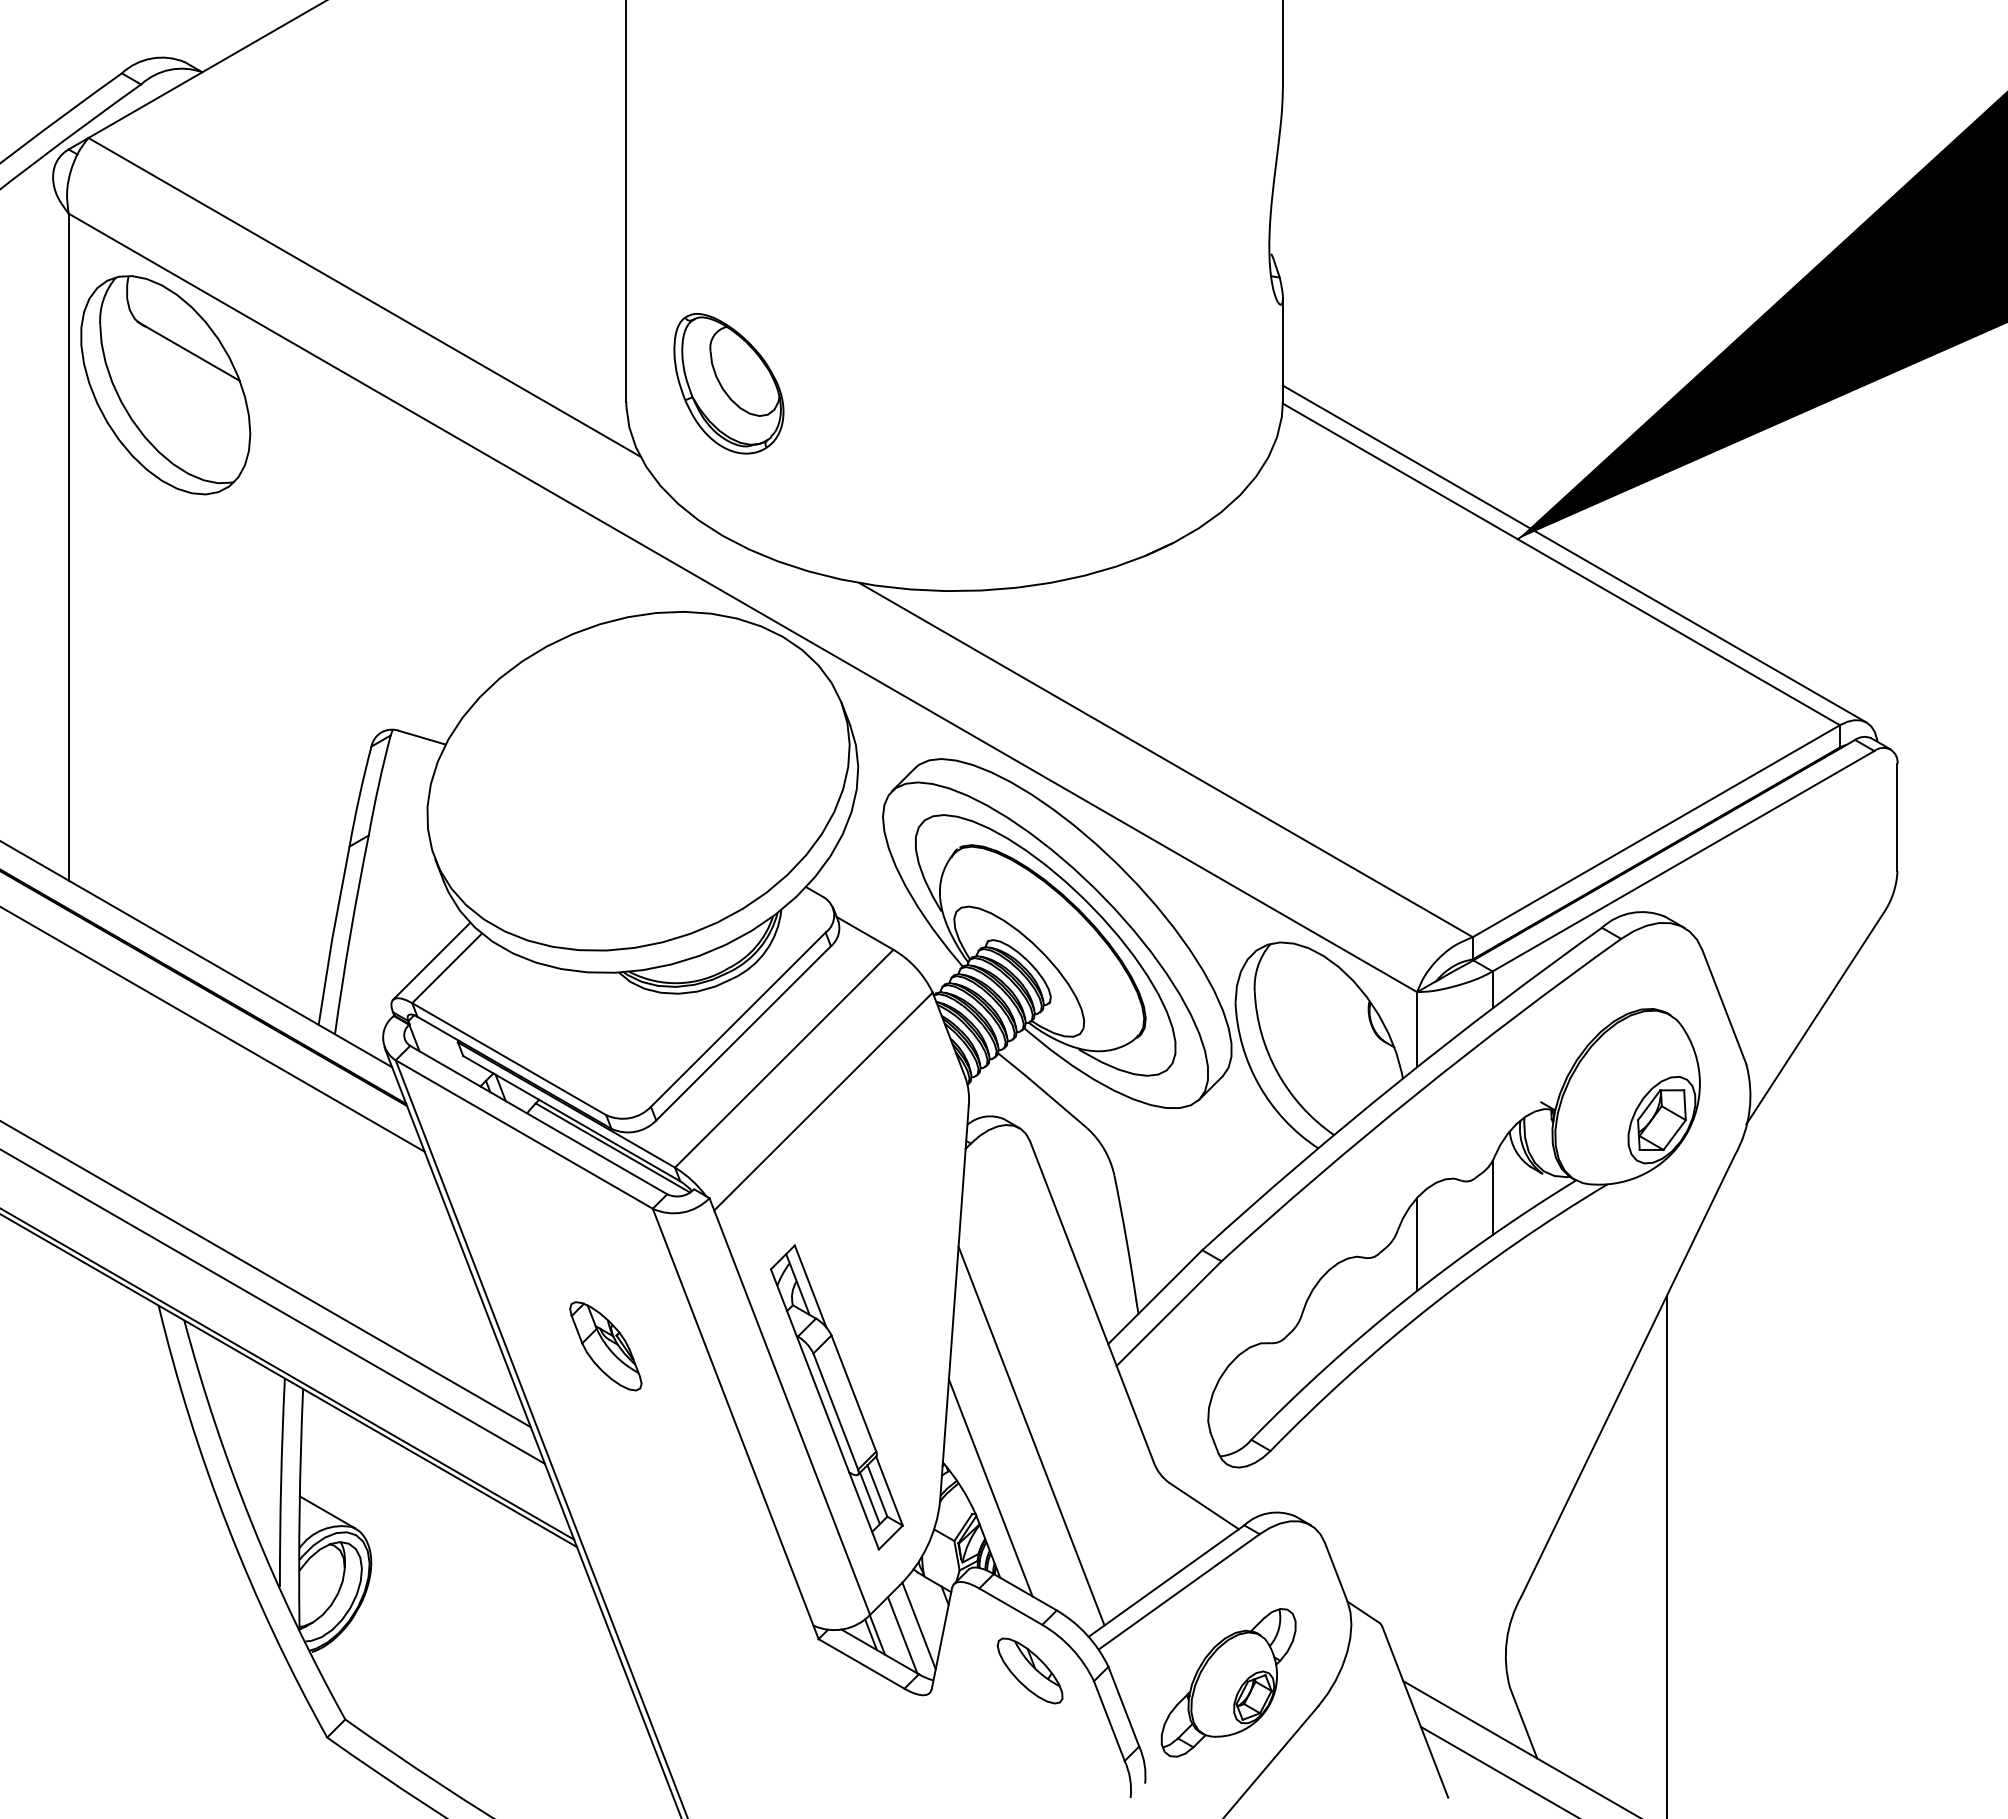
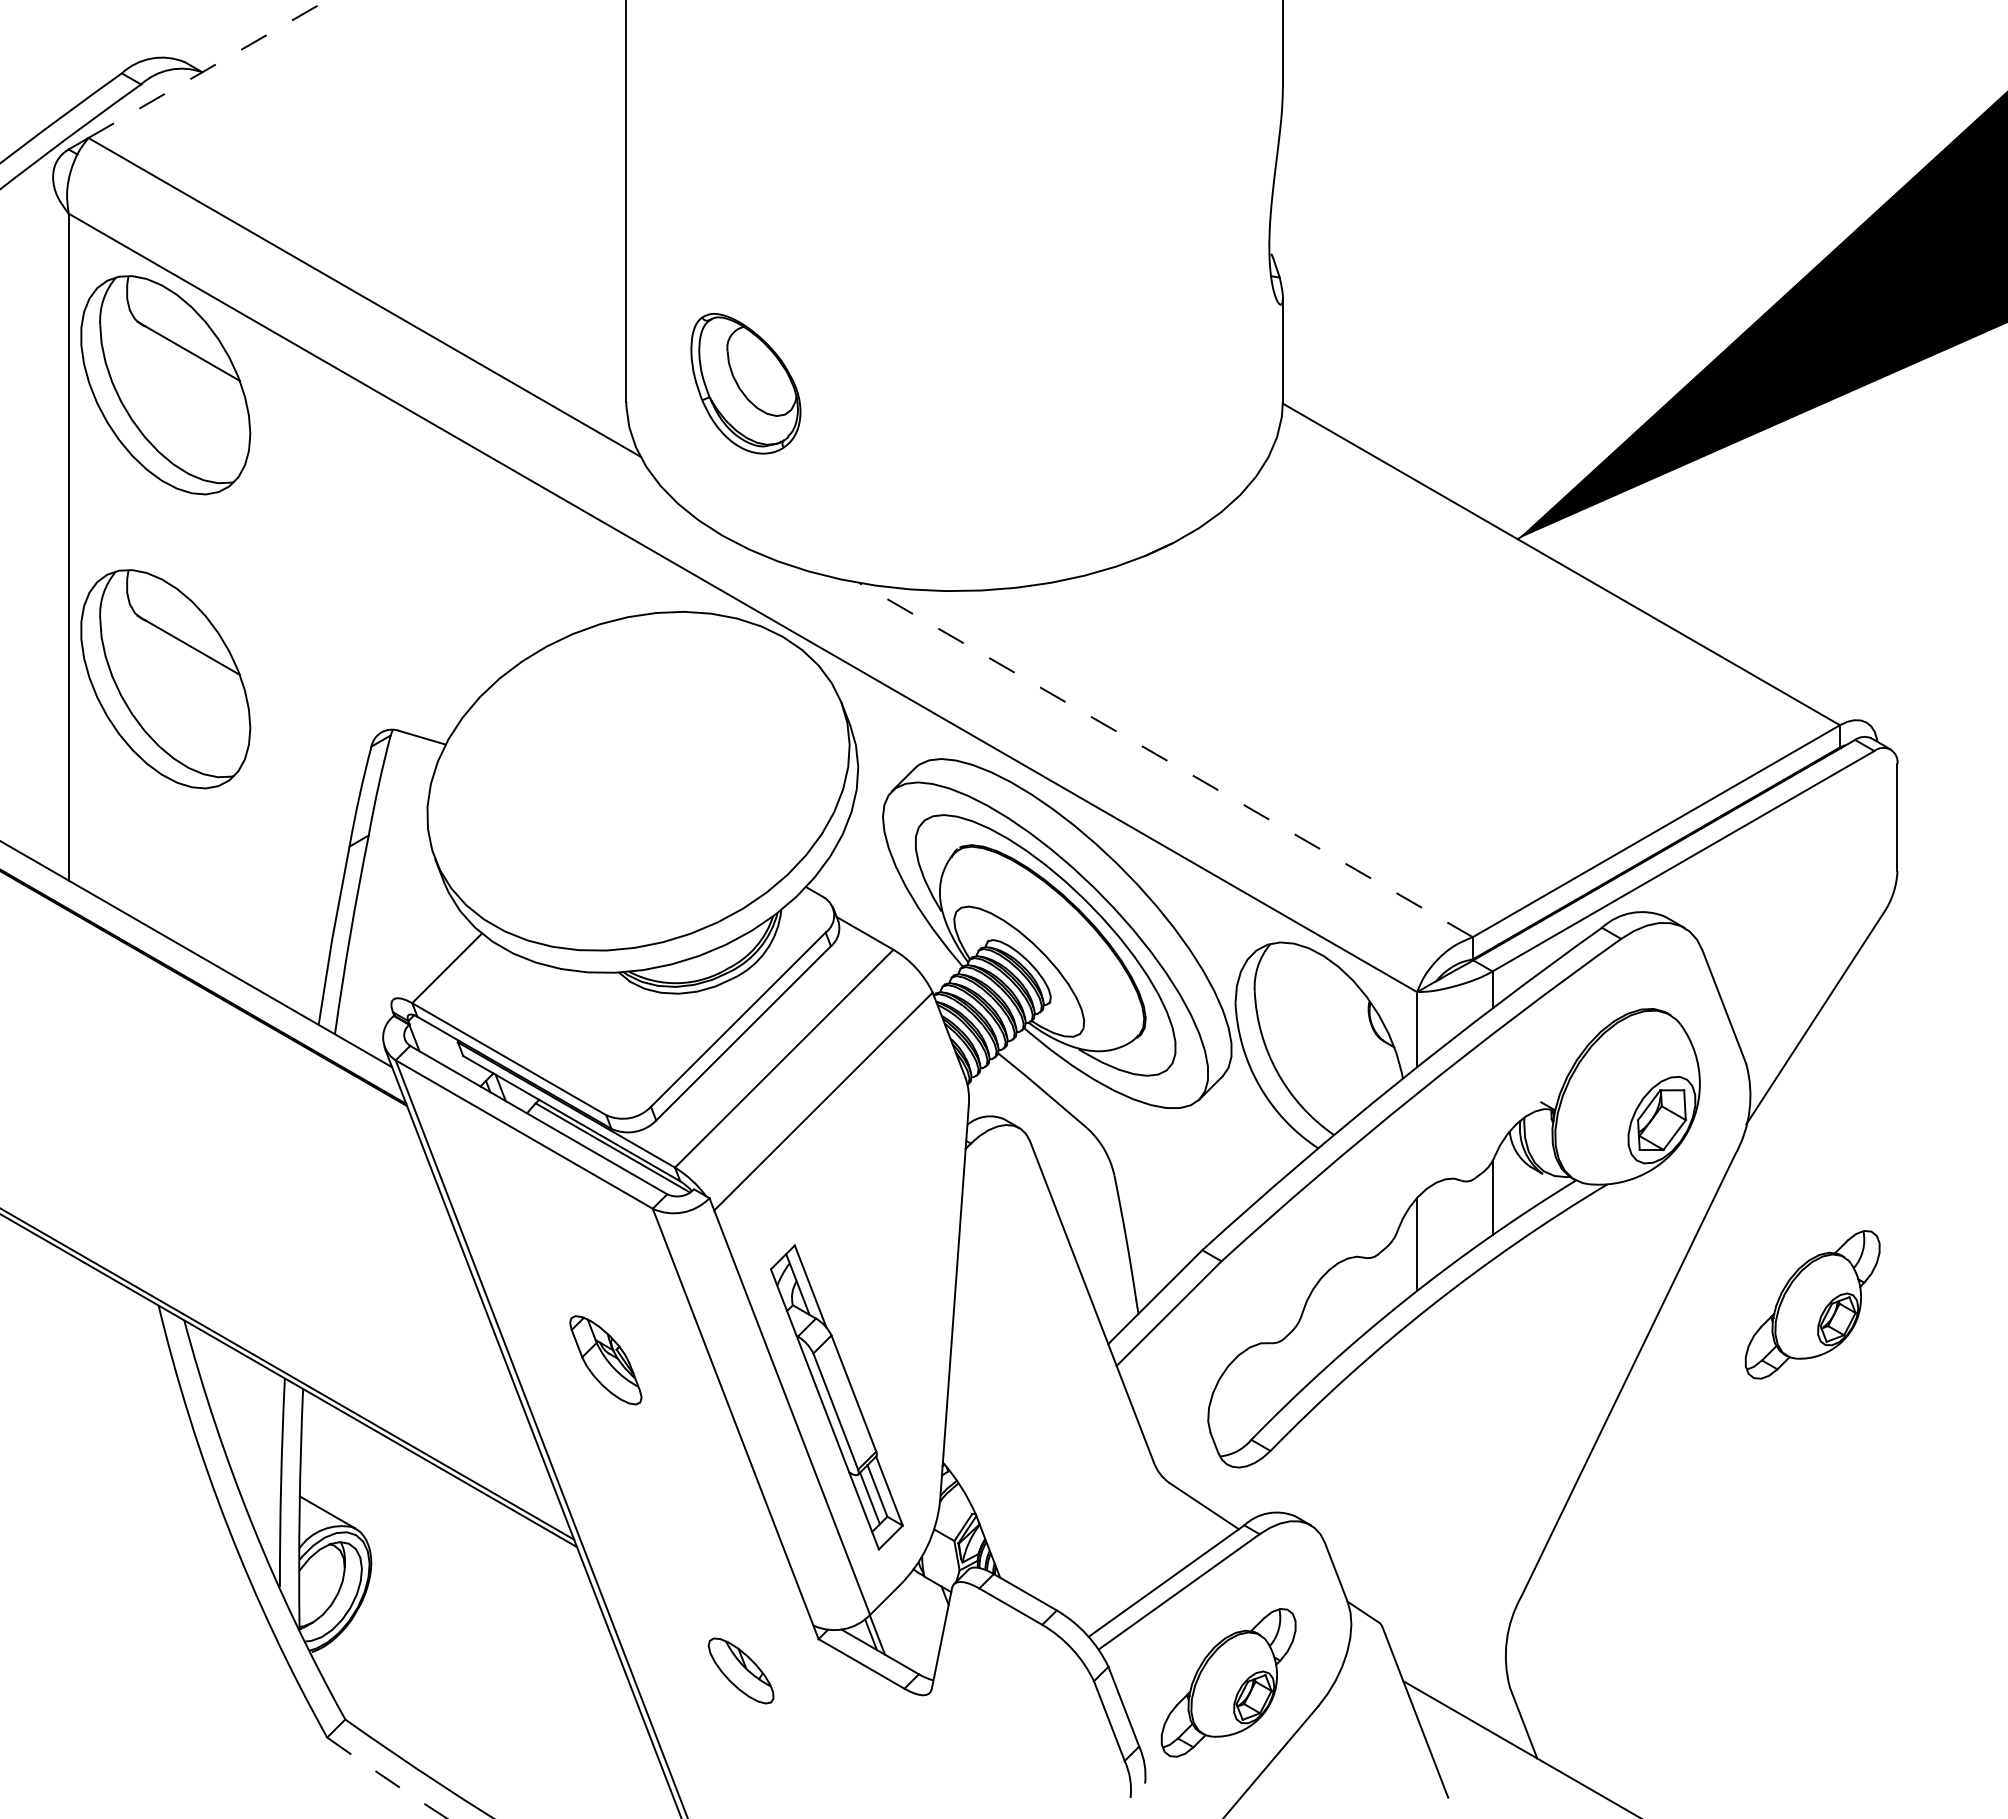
line: solid -> dashed (207, 69)
part position: (728, 383) -> (745, 383) (745, 383)
line: present -> none (1574, 553)
part: none -> present (165, 679)
line: solid -> dashed (1165, 759)
line: present -> none (431, 960)
line: present -> none (213, 1029)
line: present -> none (266, 1274)
part: none -> present (1812, 1304)
line: present -> none (273, 1306)
part position: (605, 1346) -> (605, 1360) (605, 1360)
line: present -> none (1031, 1435)
line: present -> none (990, 1487)
line: present -> none (1666, 1555)
line: present -> none (918, 1625)
line: present -> none (902, 1635)
part position: (1029, 1670) -> (740, 1670) (740, 1670)
line: present -> none (1497, 1770)
arc: solid -> dashed (387, 1779)
